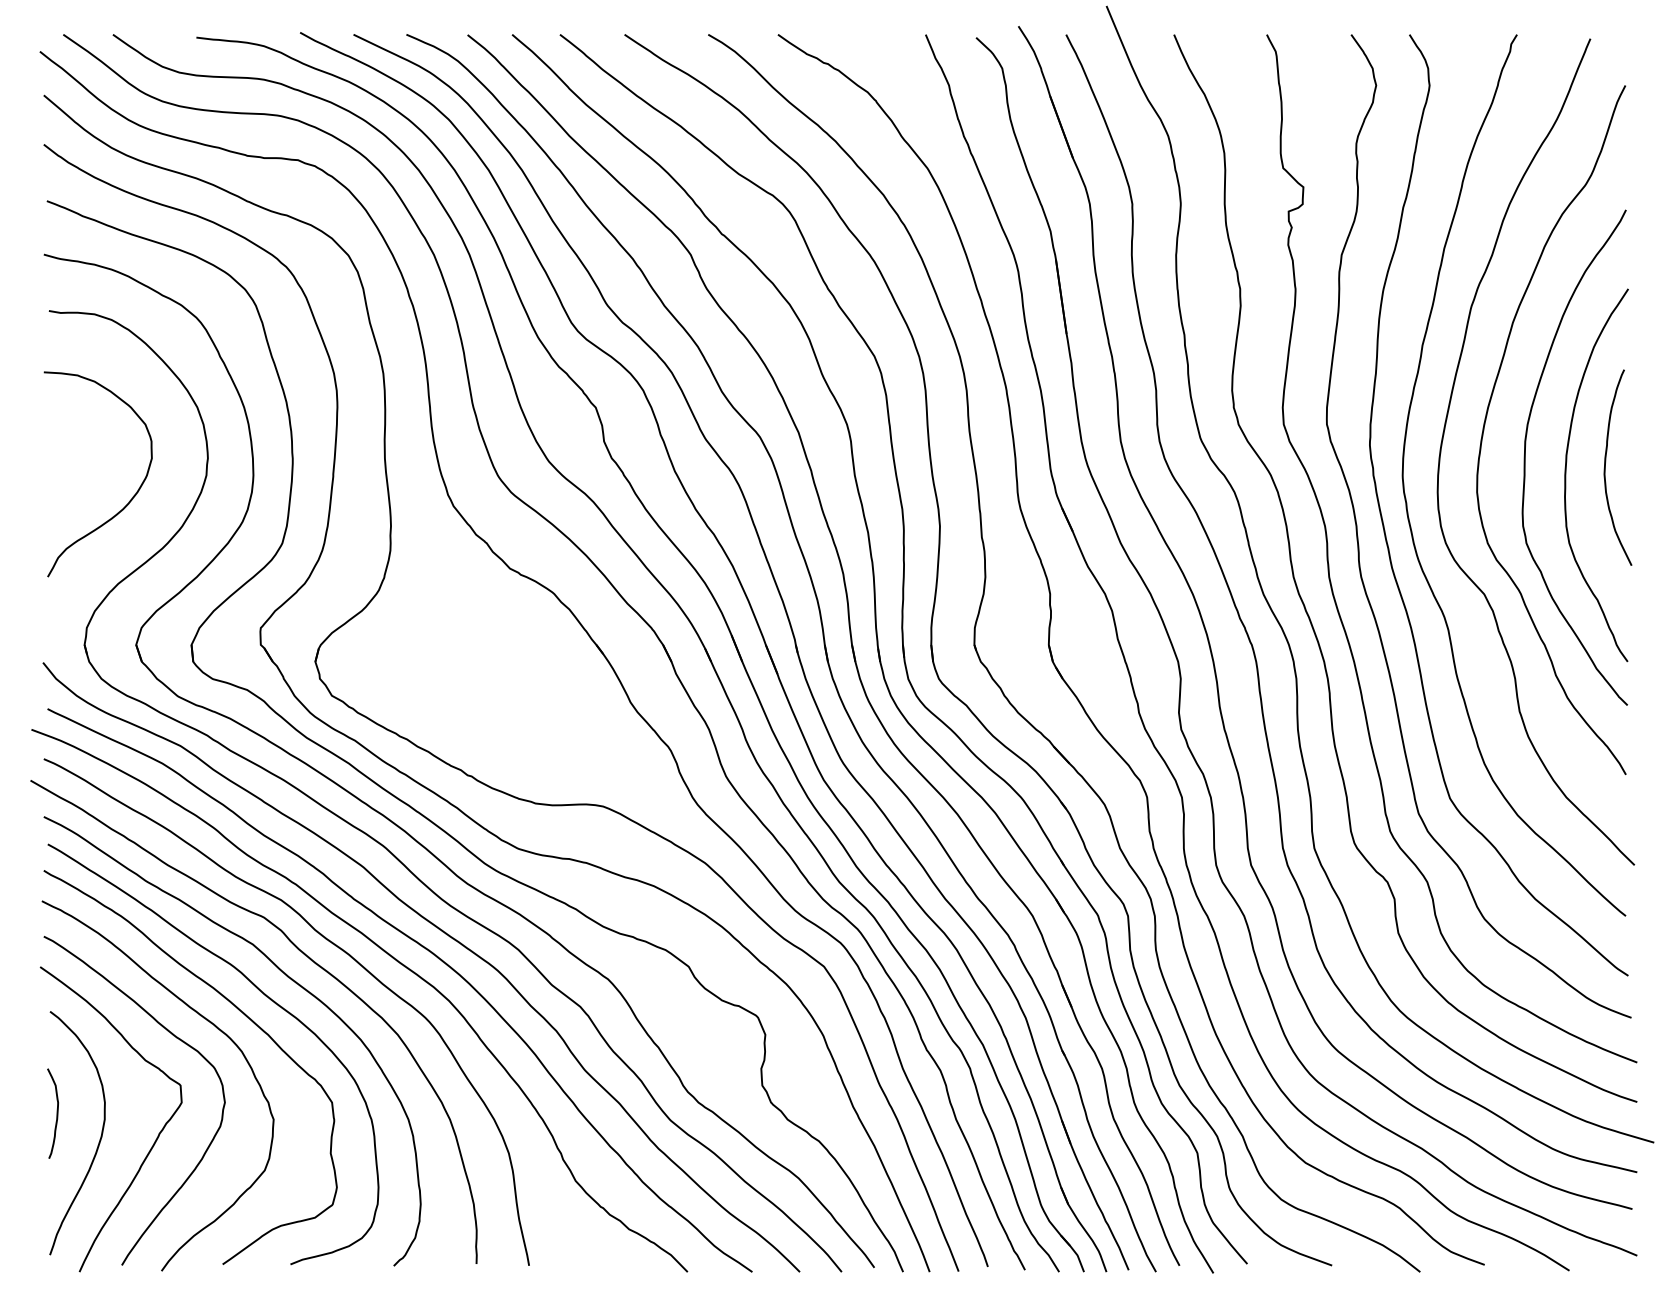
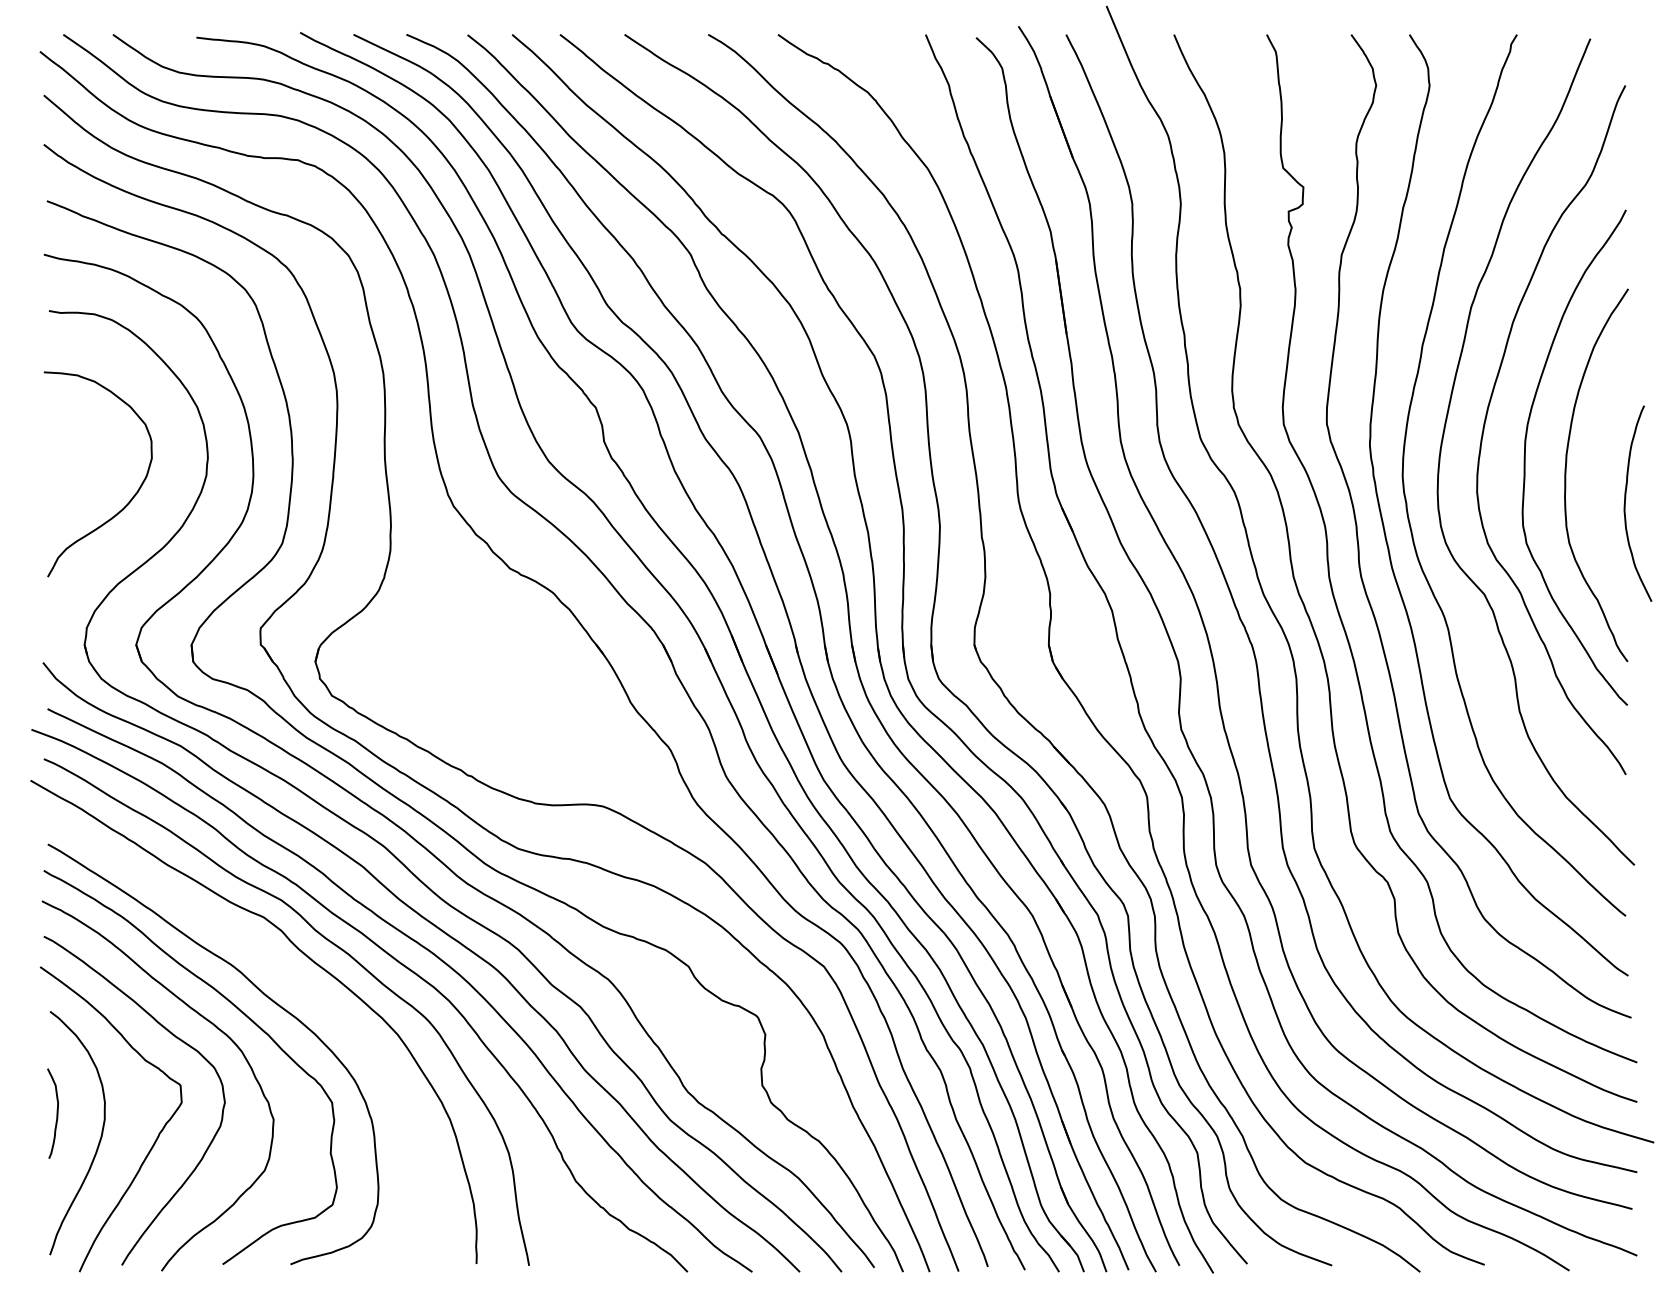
curve position: (1605, 467) -> (1625, 503) (1625, 503)
curve: present -> none (287, 977)
